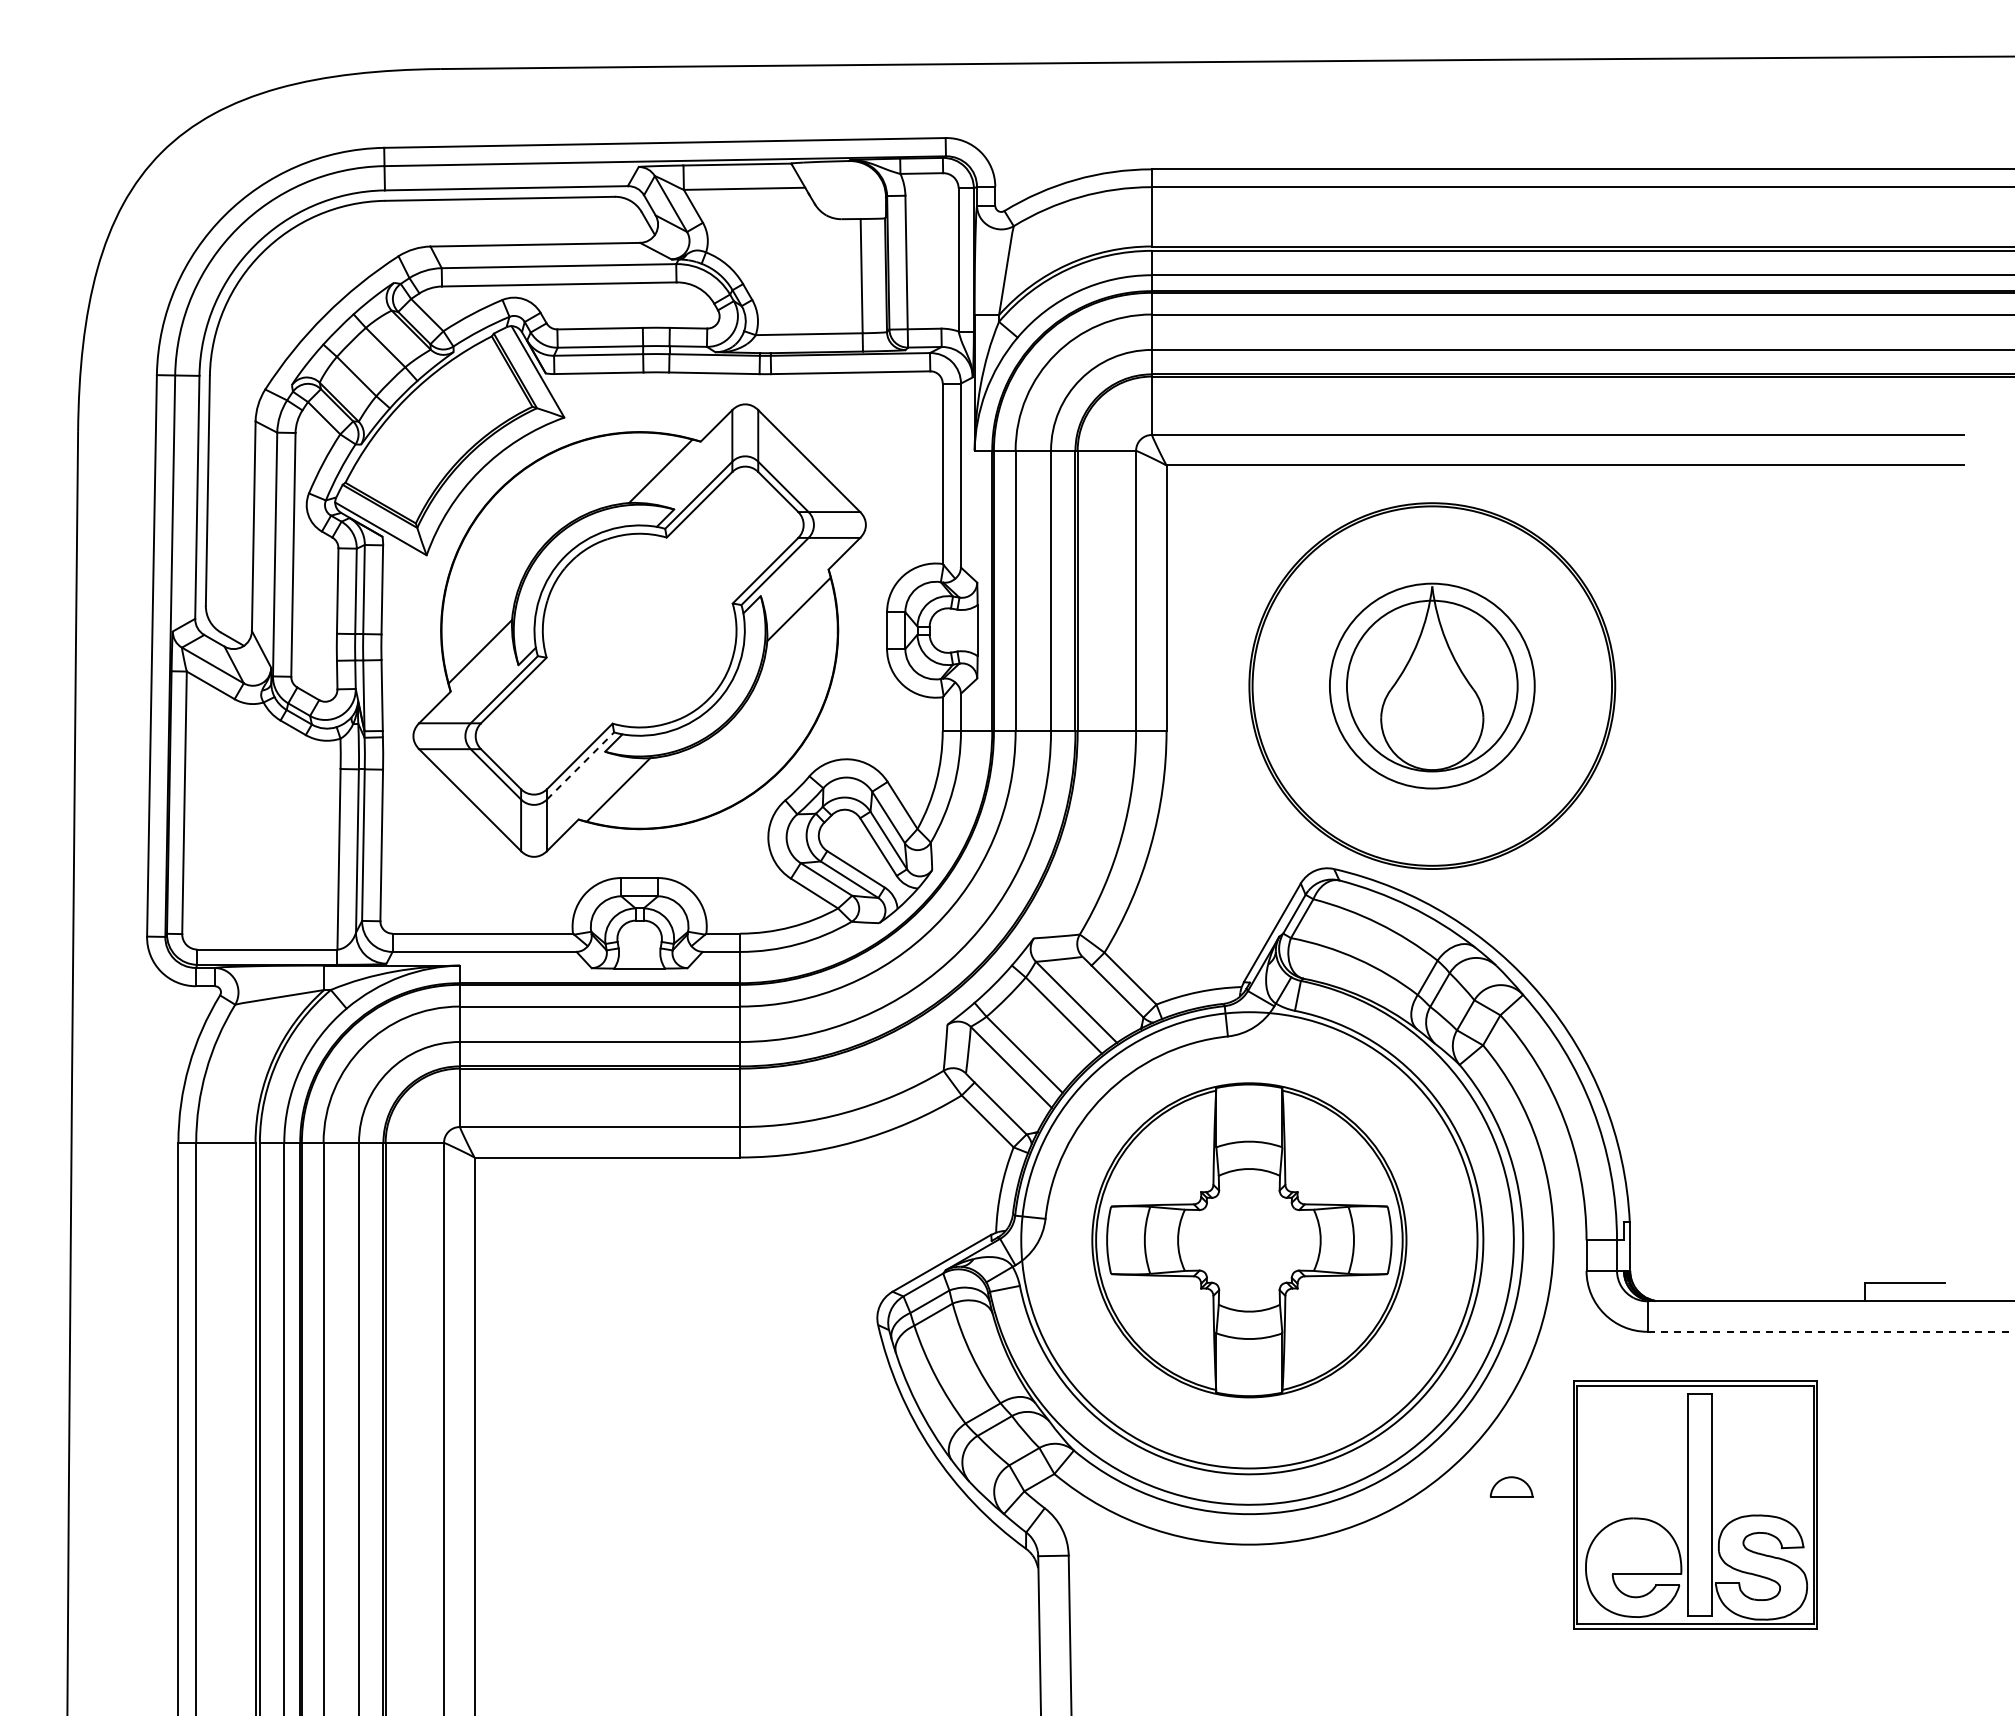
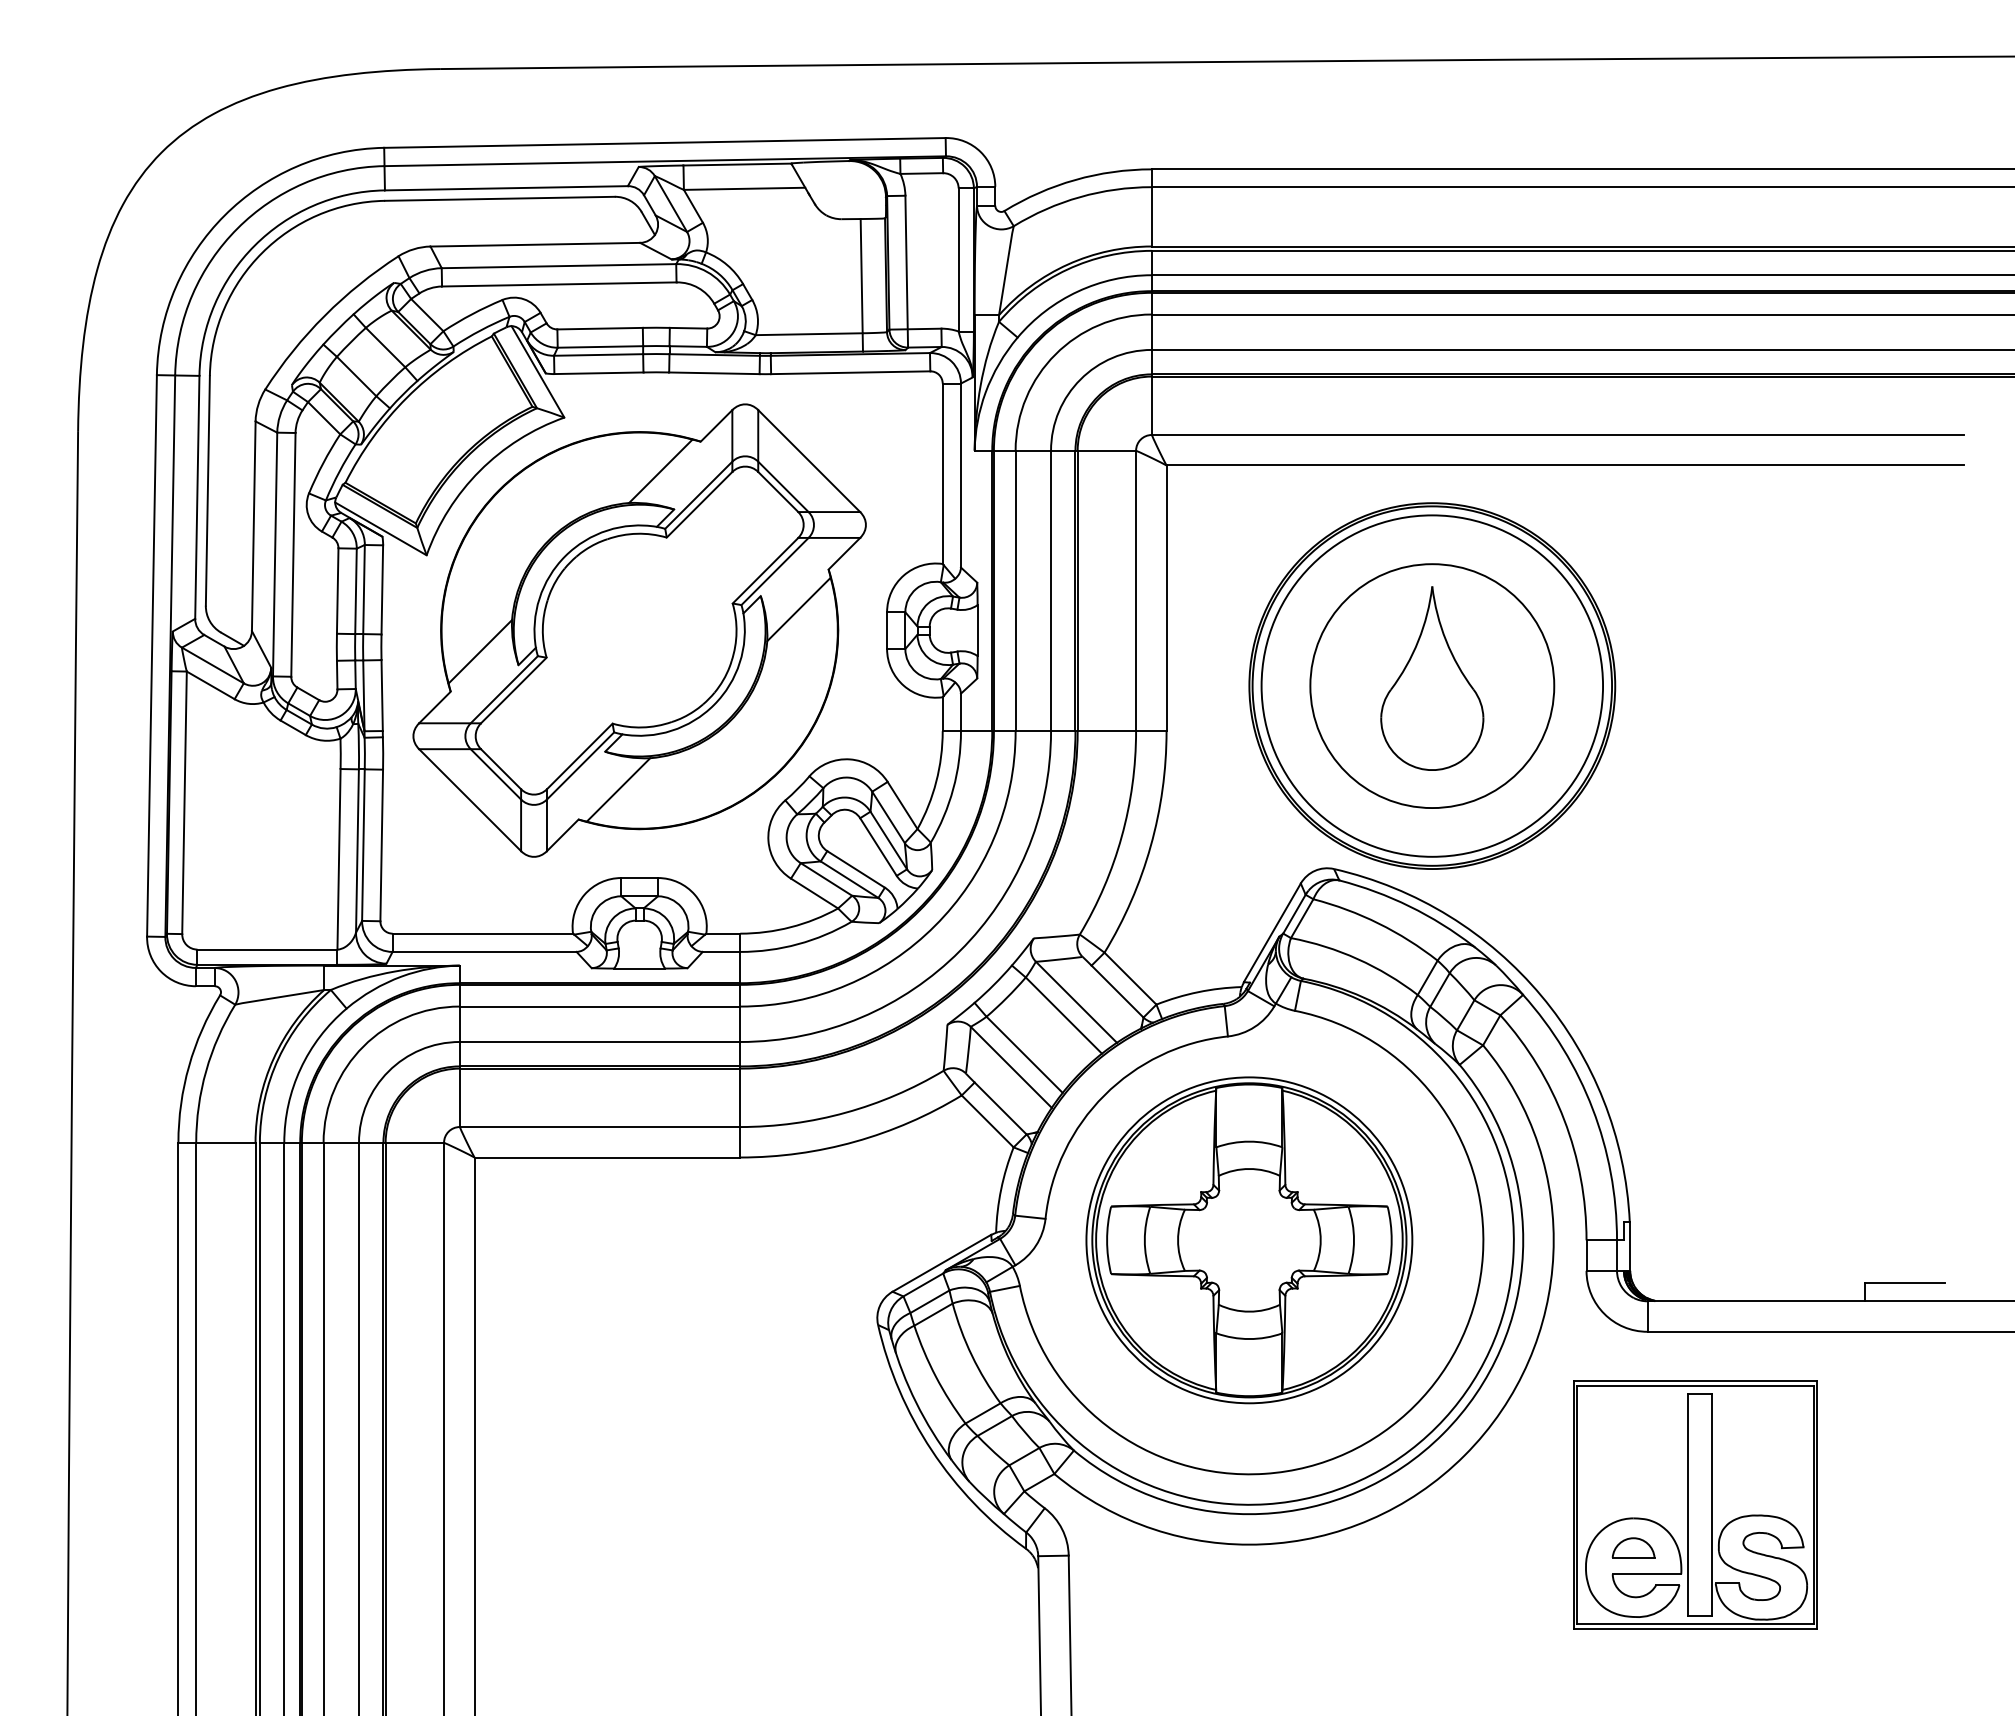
circle diameter: 171 px -> 244 px (1432, 686)
circle diameter: 205 px -> 341 px (1432, 685)
line: dashed -> solid (580, 765)
circle diameter: 456 px -> 326 px (1249, 1240)
line: dashed -> solid (1830, 1331)
part position: (1511, 1486) -> (1633, 1547) (1633, 1547)
